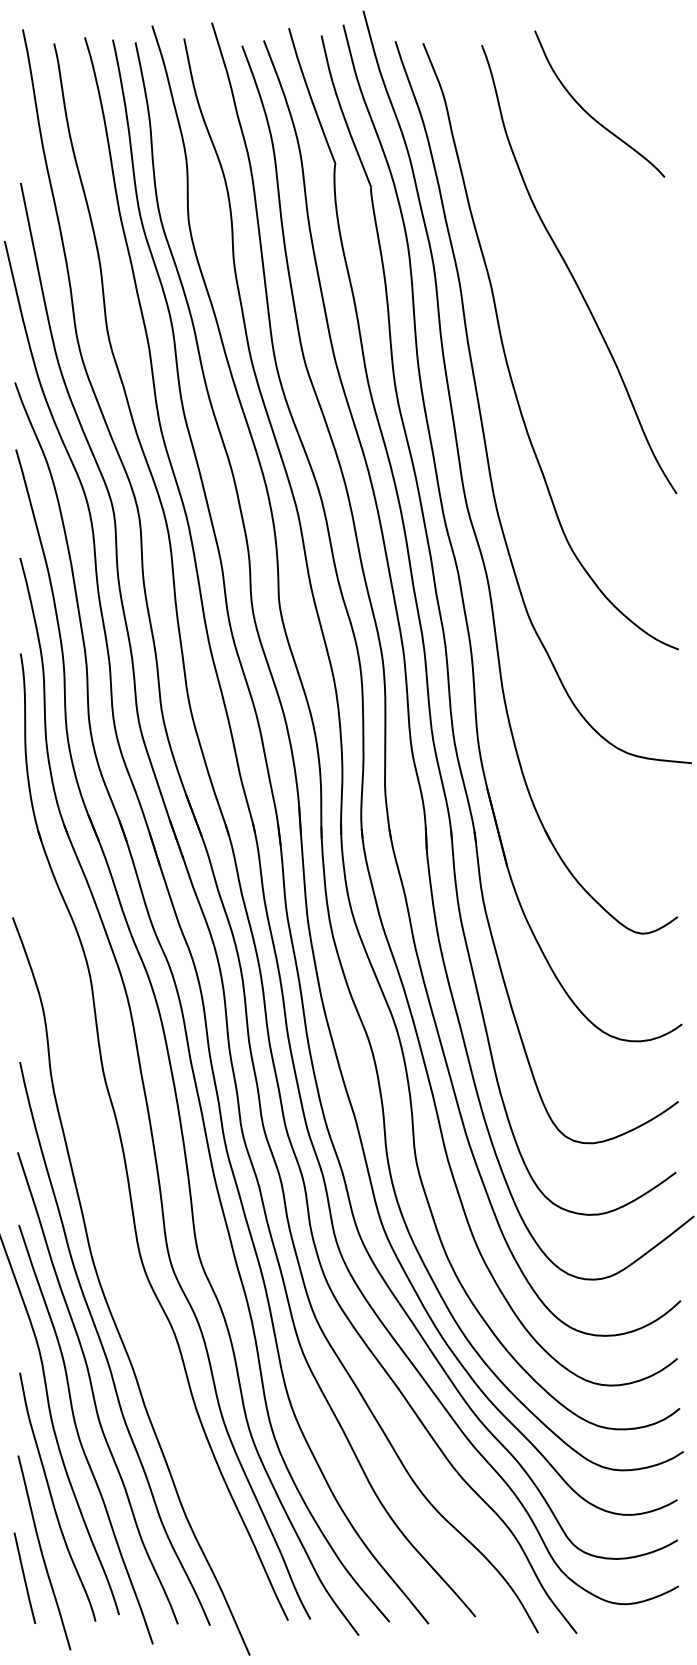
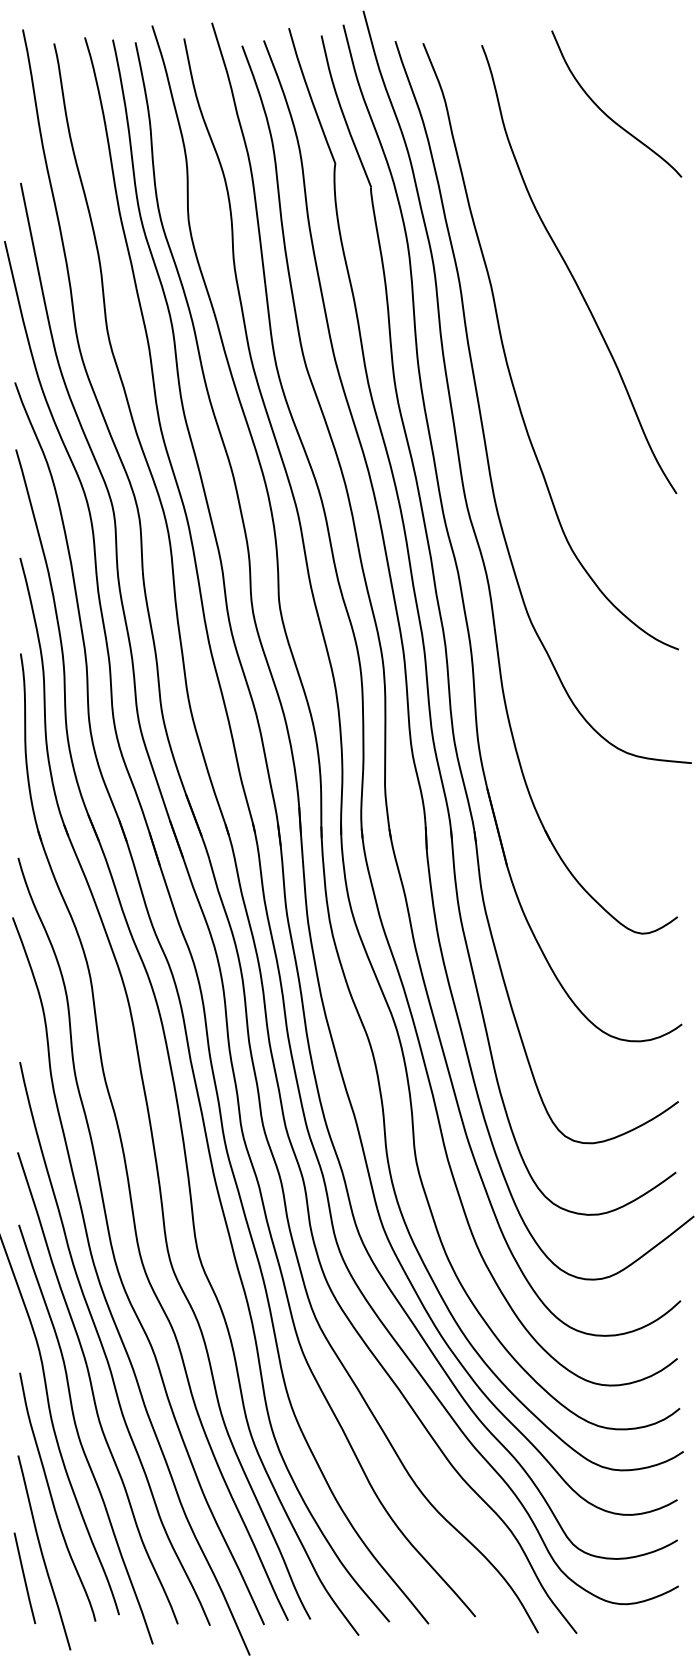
curve position: (589, 113) -> (606, 113) (606, 113)
curve: none -> present (112, 1244)
